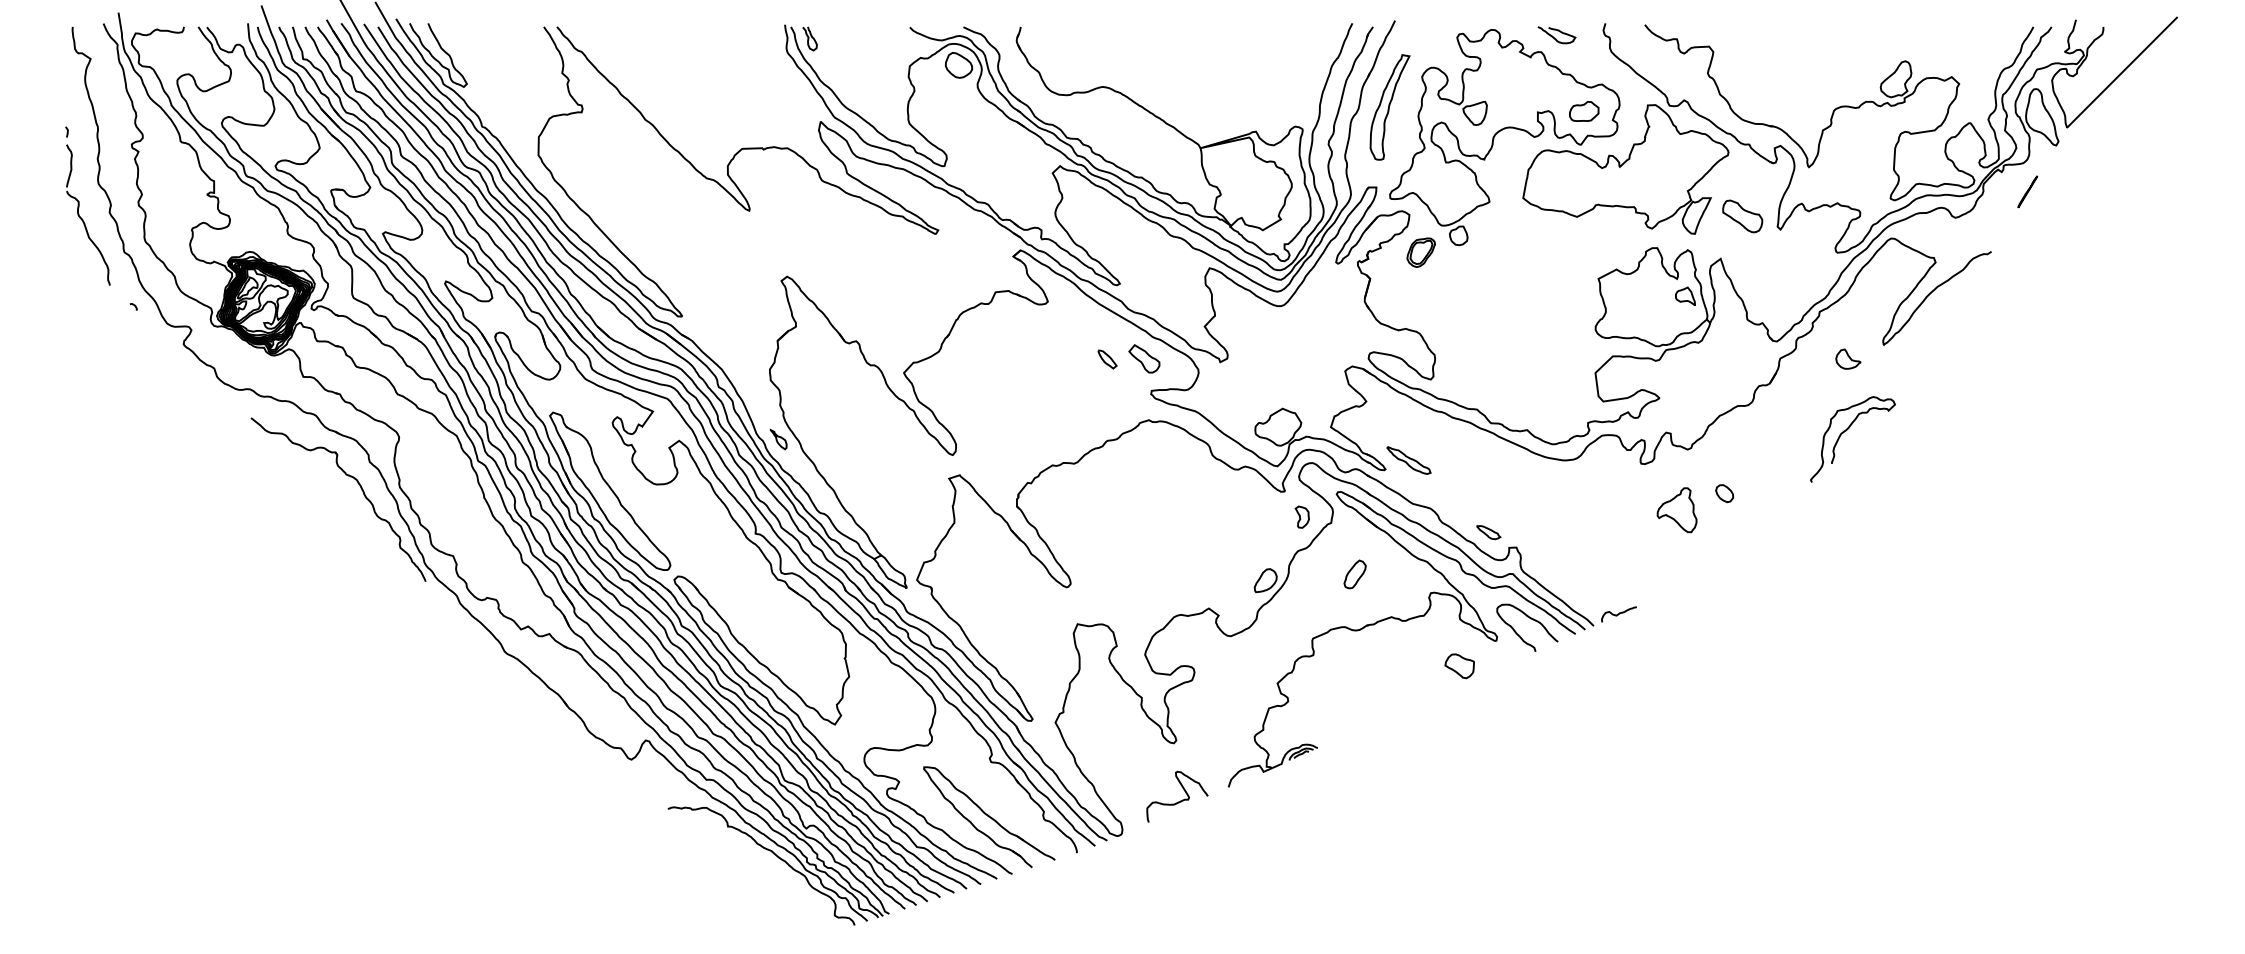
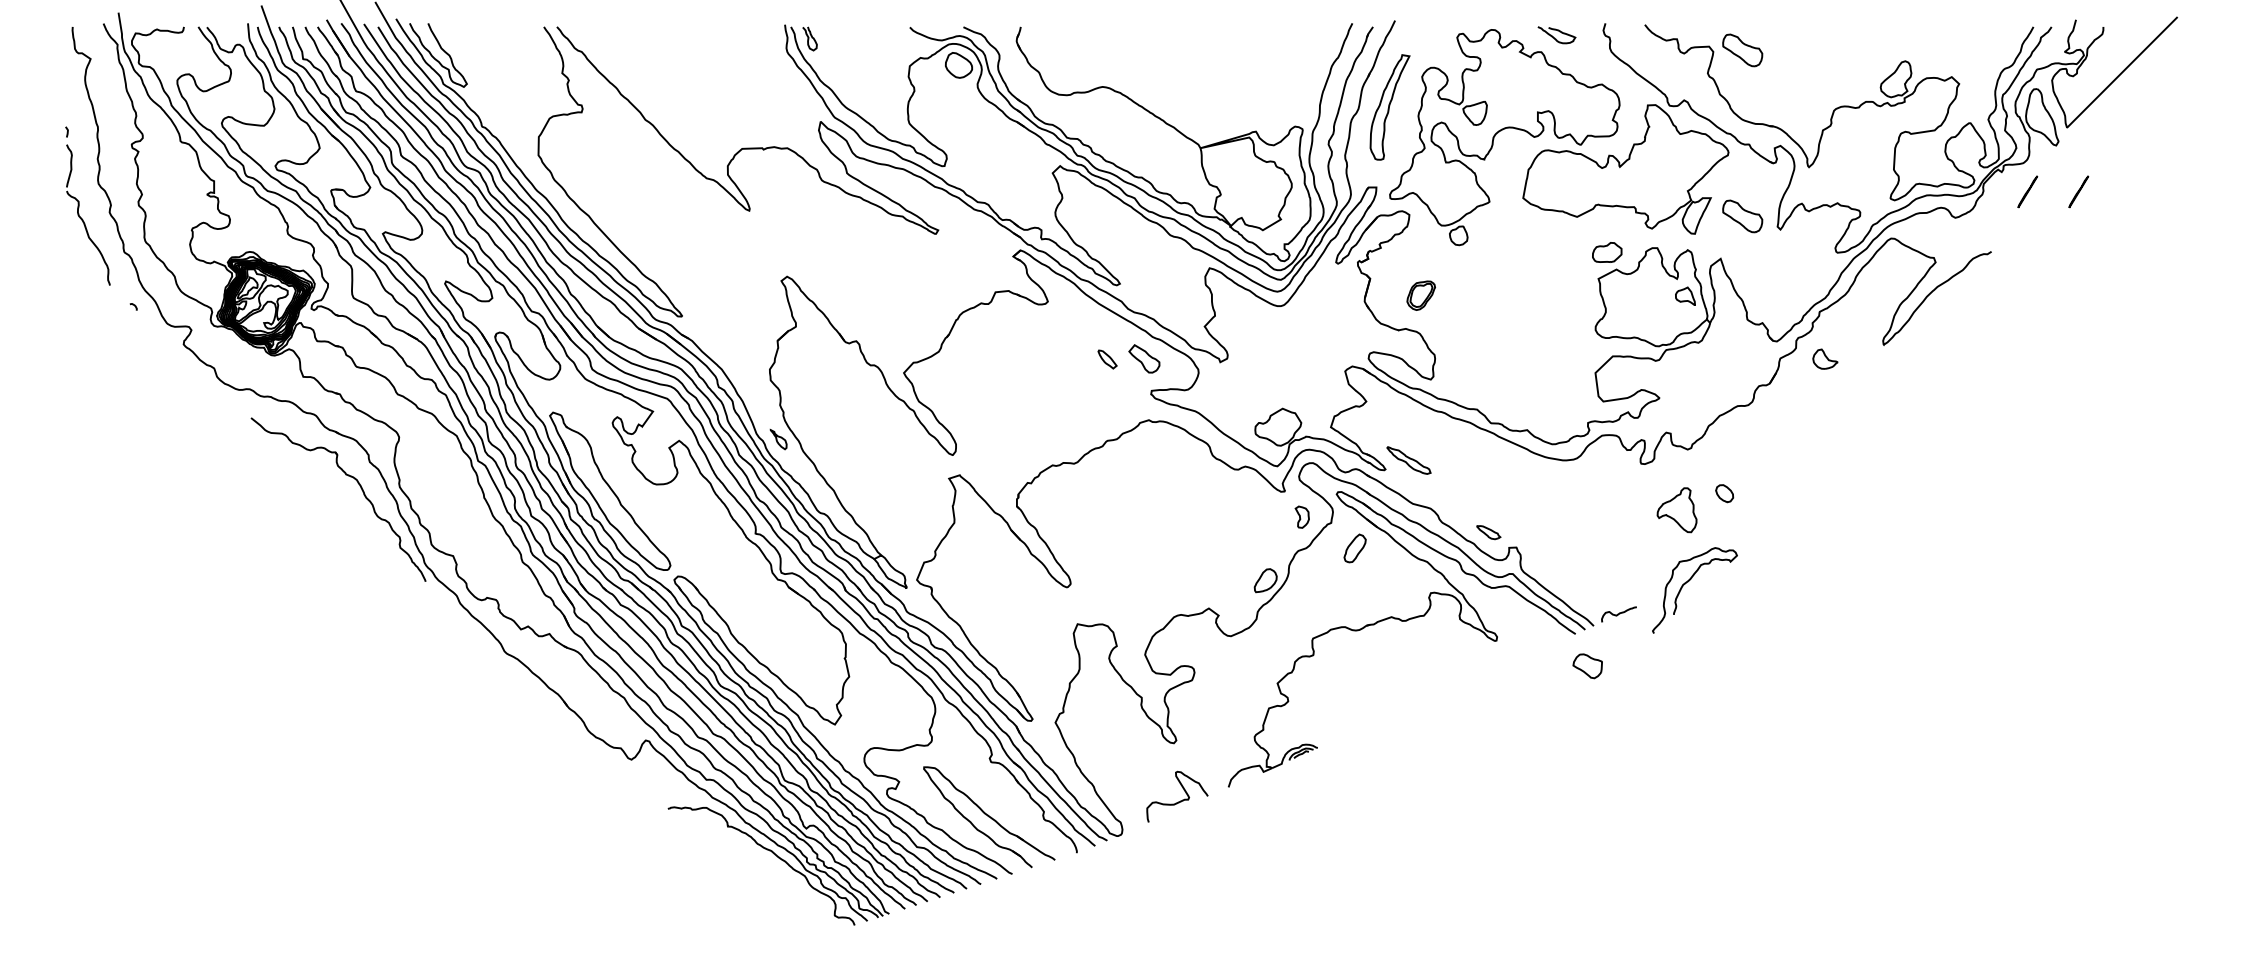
part: none -> present (1742, 50)
part position: (1584, 111) -> (1607, 252) (1607, 252)
line: none -> present (2078, 191)
part position: (1420, 252) -> (1420, 295) (1420, 295)
part position: (1848, 358) -> (1825, 358) (1825, 358)
curve position: (1846, 431) -> (1688, 582) (1688, 582)
part position: (1354, 574) -> (1354, 548) (1354, 548)
curve: present -> none (1530, 619)
part position: (1459, 666) -> (1587, 666) (1587, 666)
